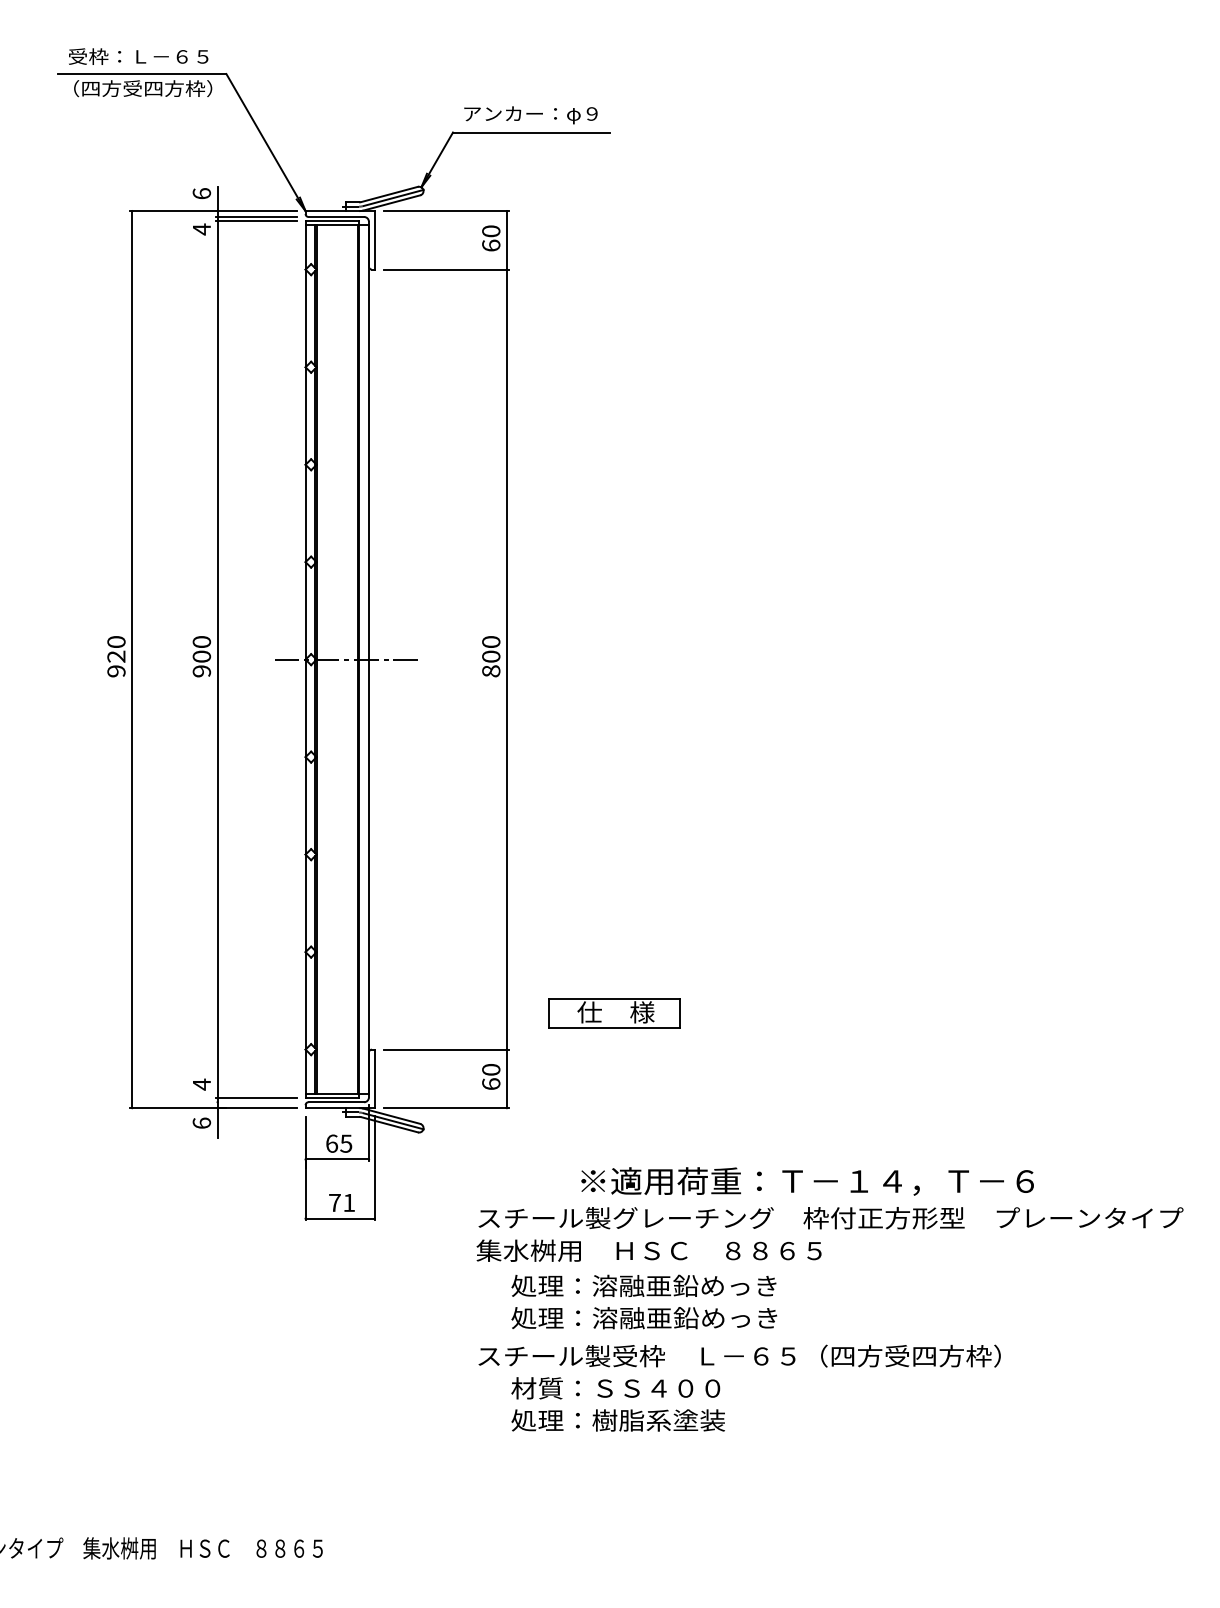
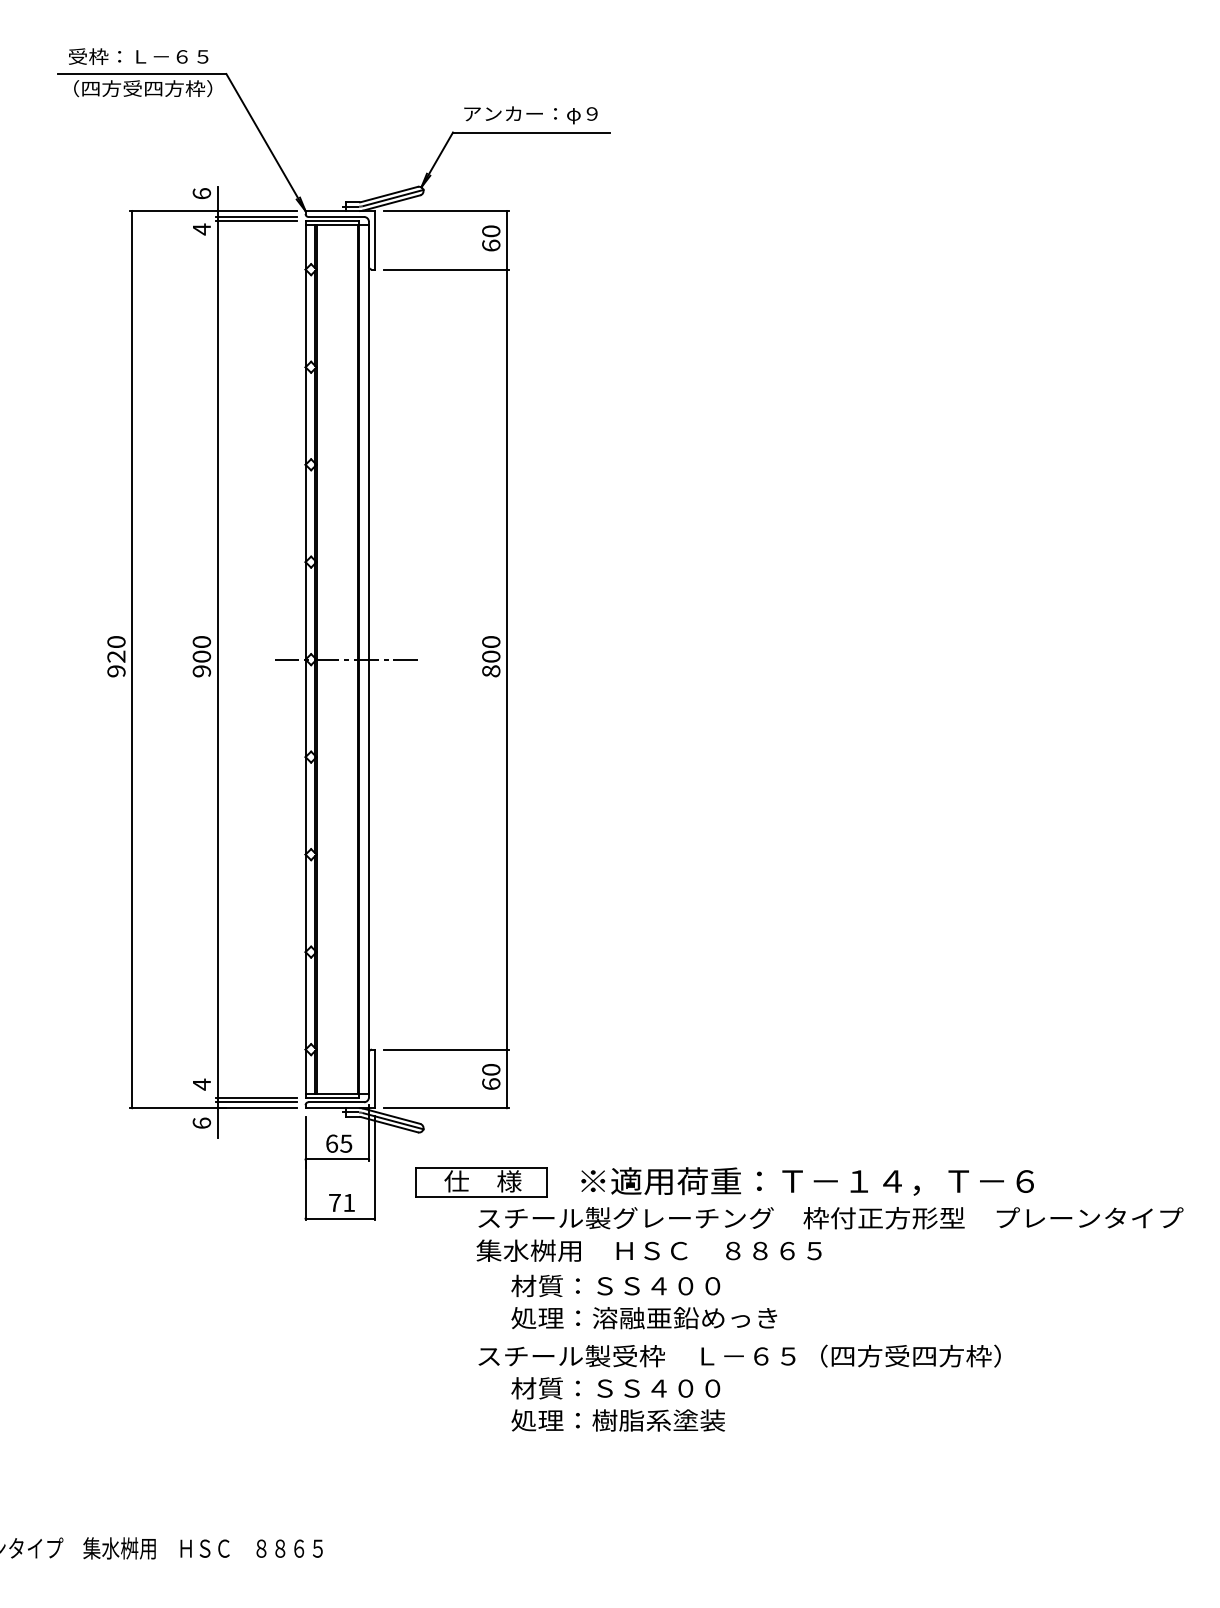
part position: (614, 1013) -> (481, 1182) (481, 1182)
line: none -> present (255, 1102)
text: 処理：溶融亜鉛めっき -> 材質：ＳＳ４００ (643, 1285)
